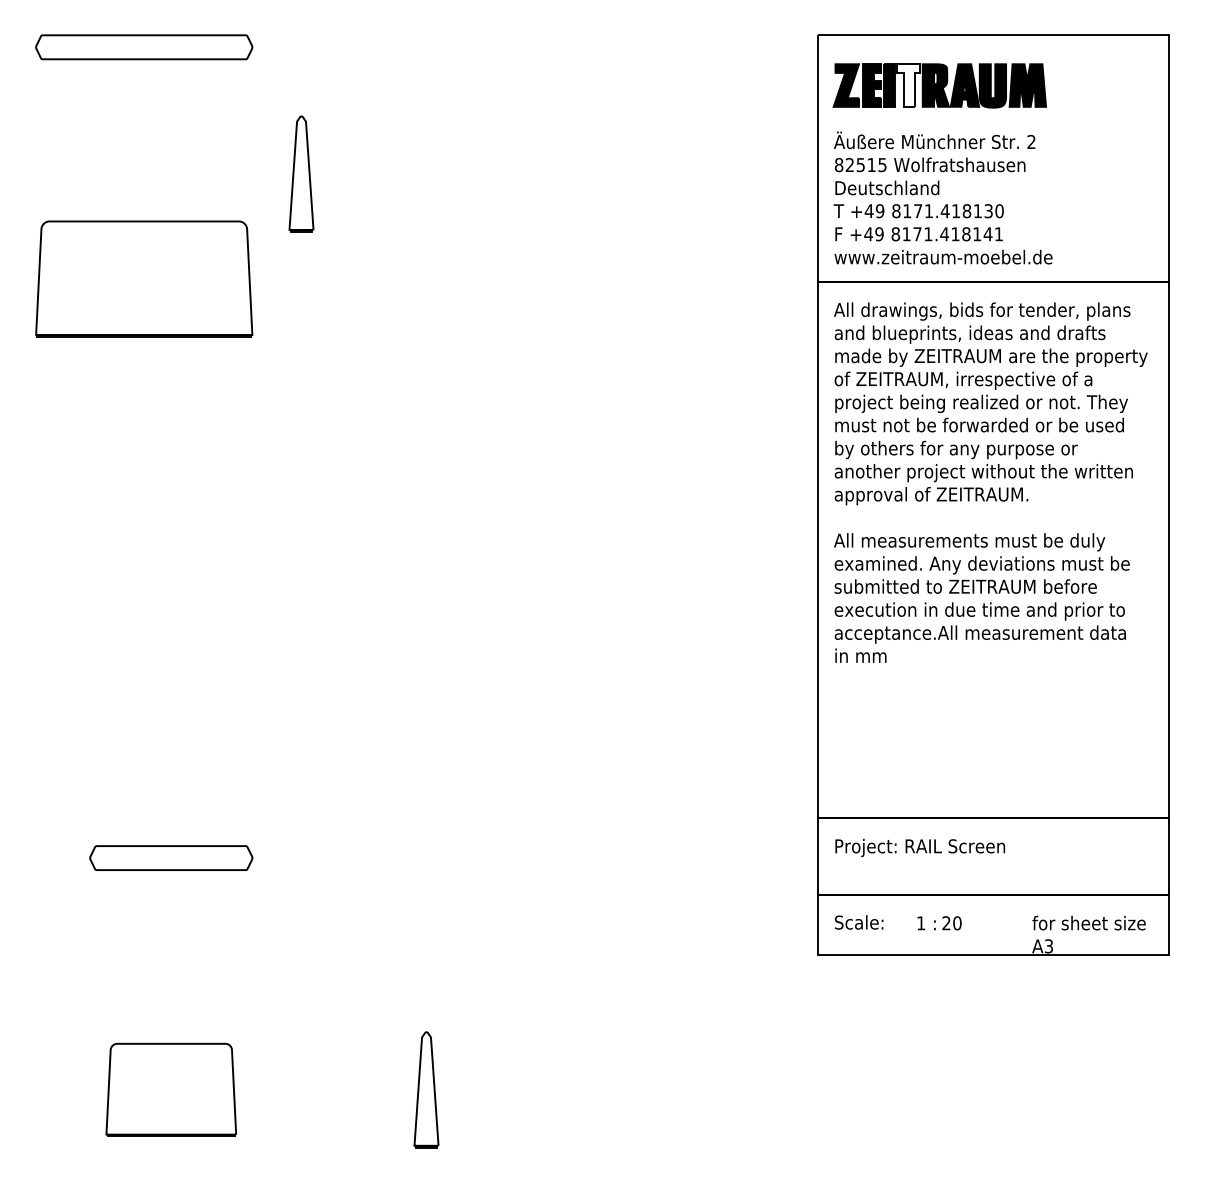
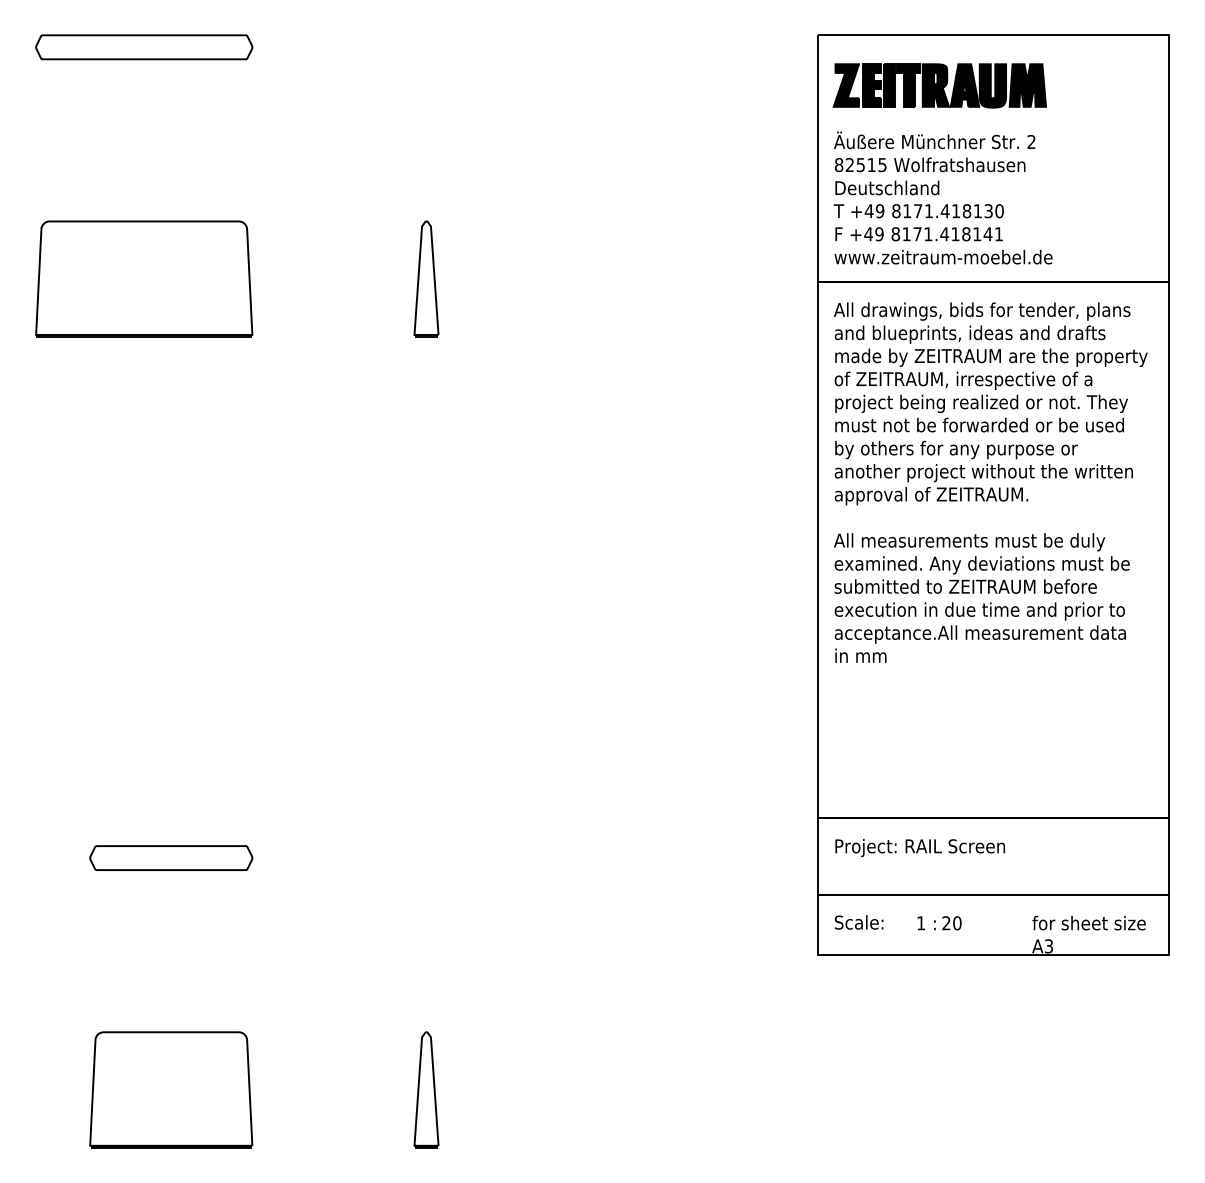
fill: none -> present (908, 85)
part position: (301, 173) -> (426, 278) (426, 278)
part size: 132x95 px -> 165x118 px (171, 1089)
